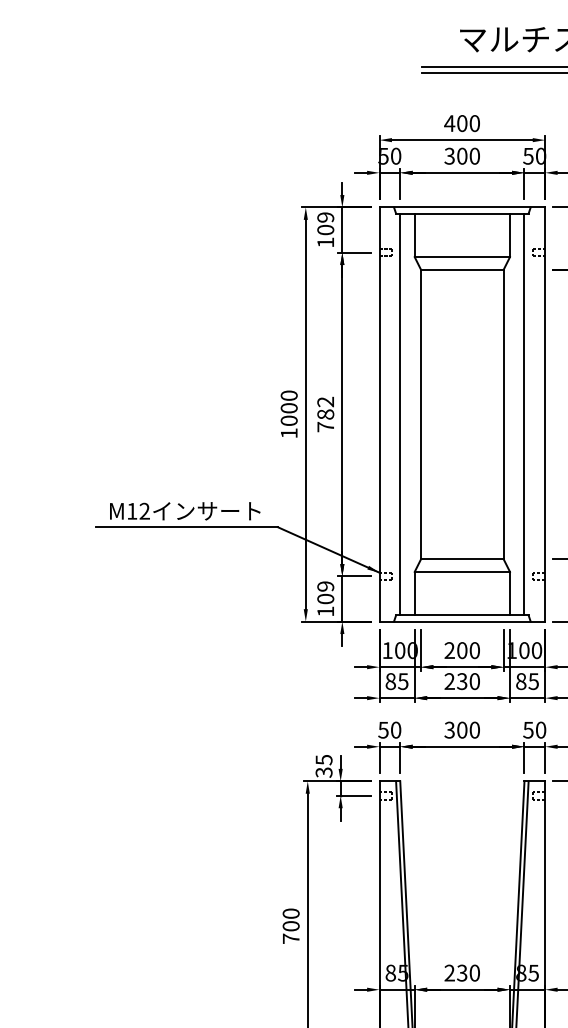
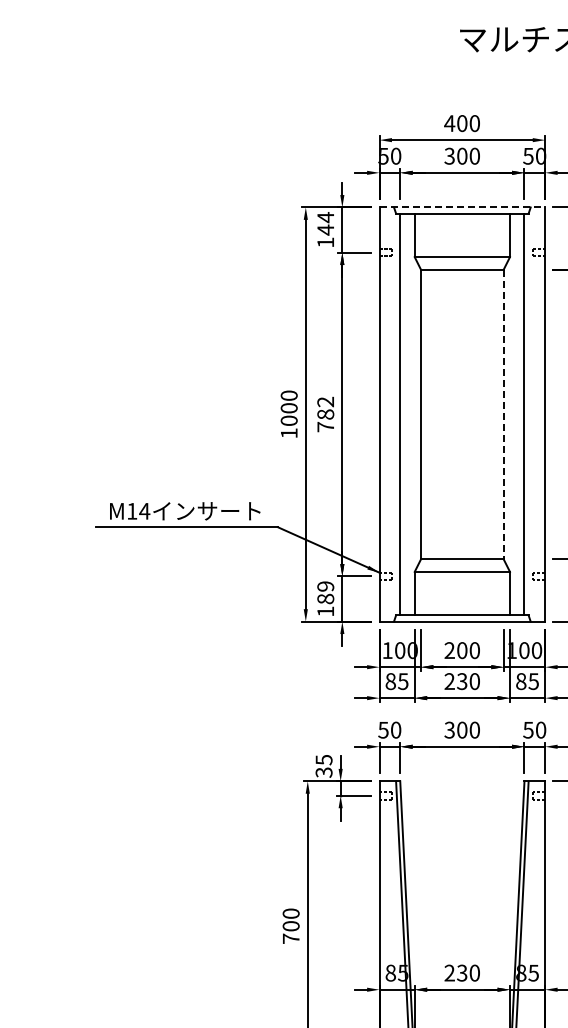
line: present -> none (493, 66)
line: present -> none (493, 73)
line: solid -> dashed (462, 207)
text: 109 -> 144 (325, 223)
line: solid -> dashed (503, 414)
text: M12 -> M14 (144, 510)
text: 109 -> 189 (325, 598)
